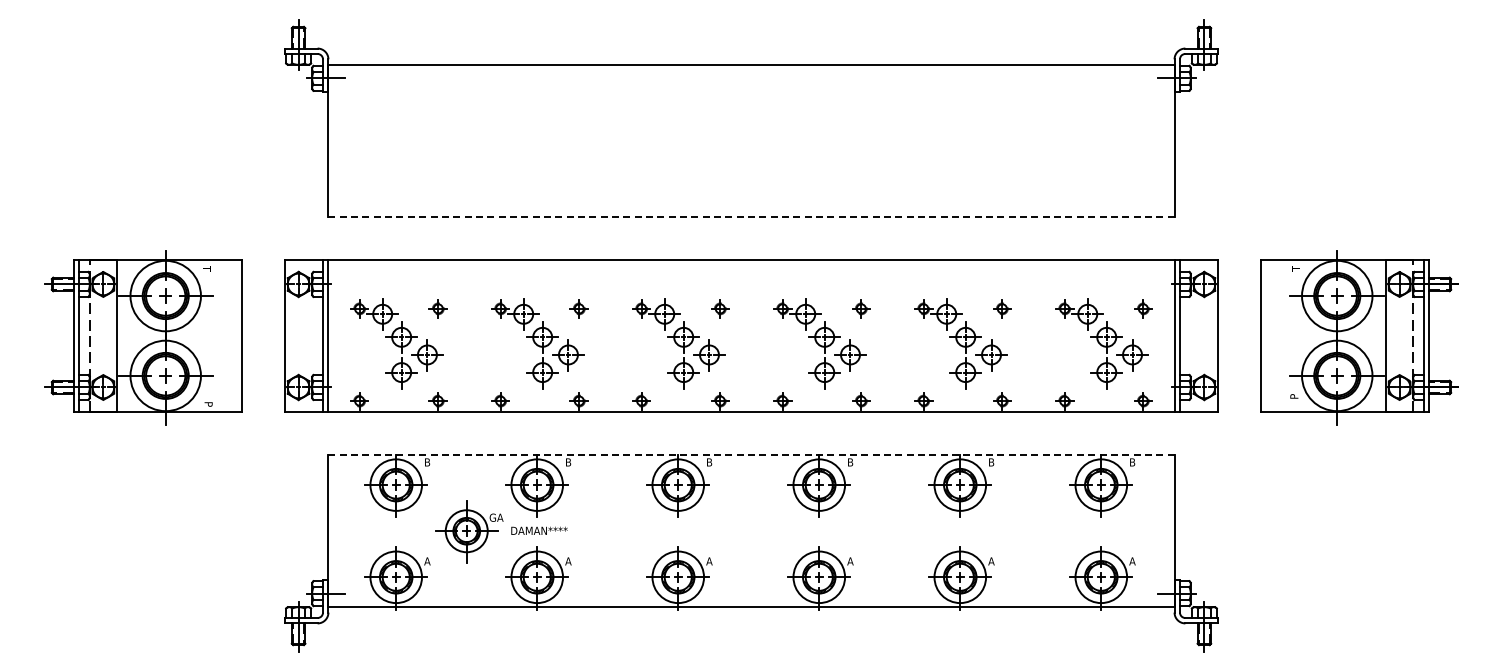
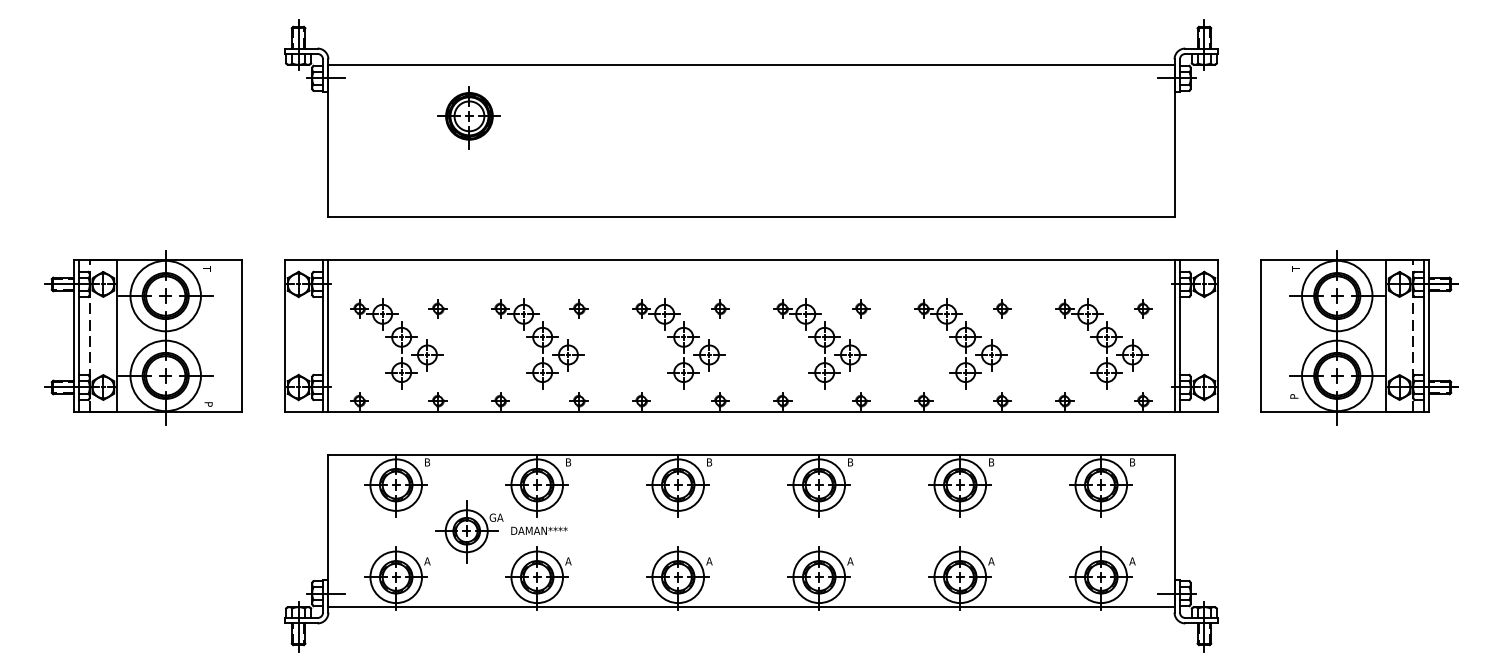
part: none -> present (468, 117)
line: dashed -> solid (751, 216)
line: dashed -> solid (751, 455)
